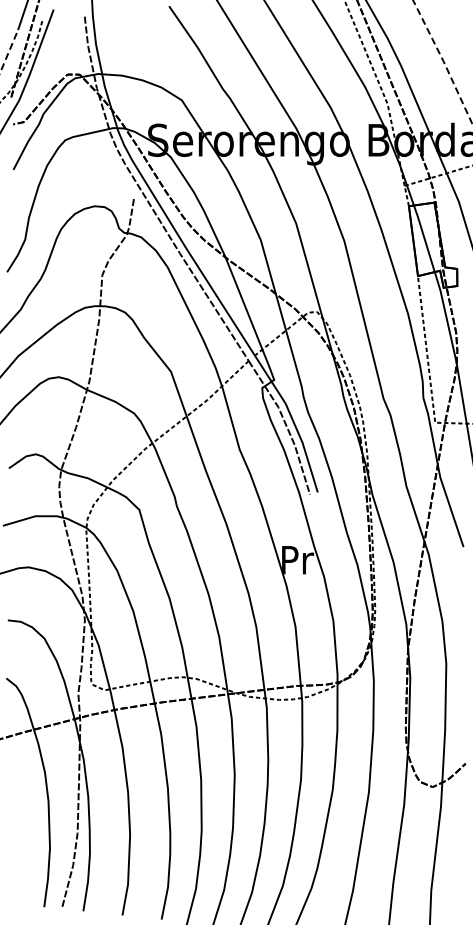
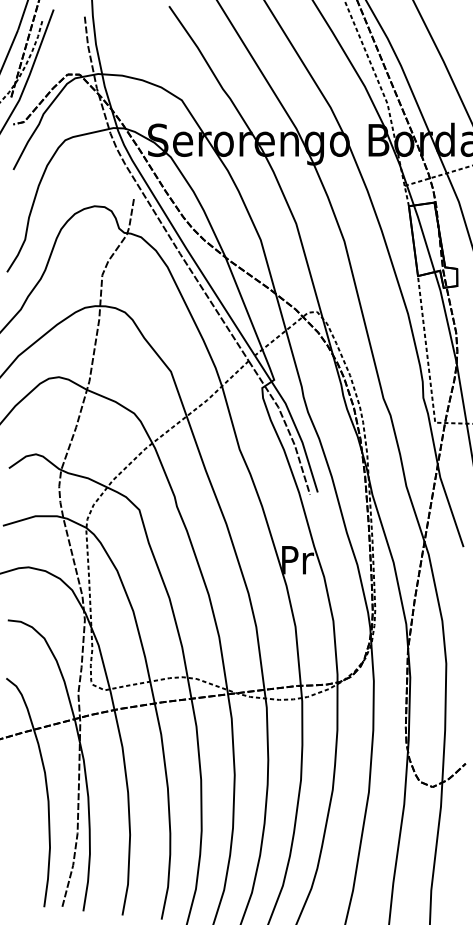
line: dashed -> solid (9, 51)
line: dashed -> solid (443, 61)
